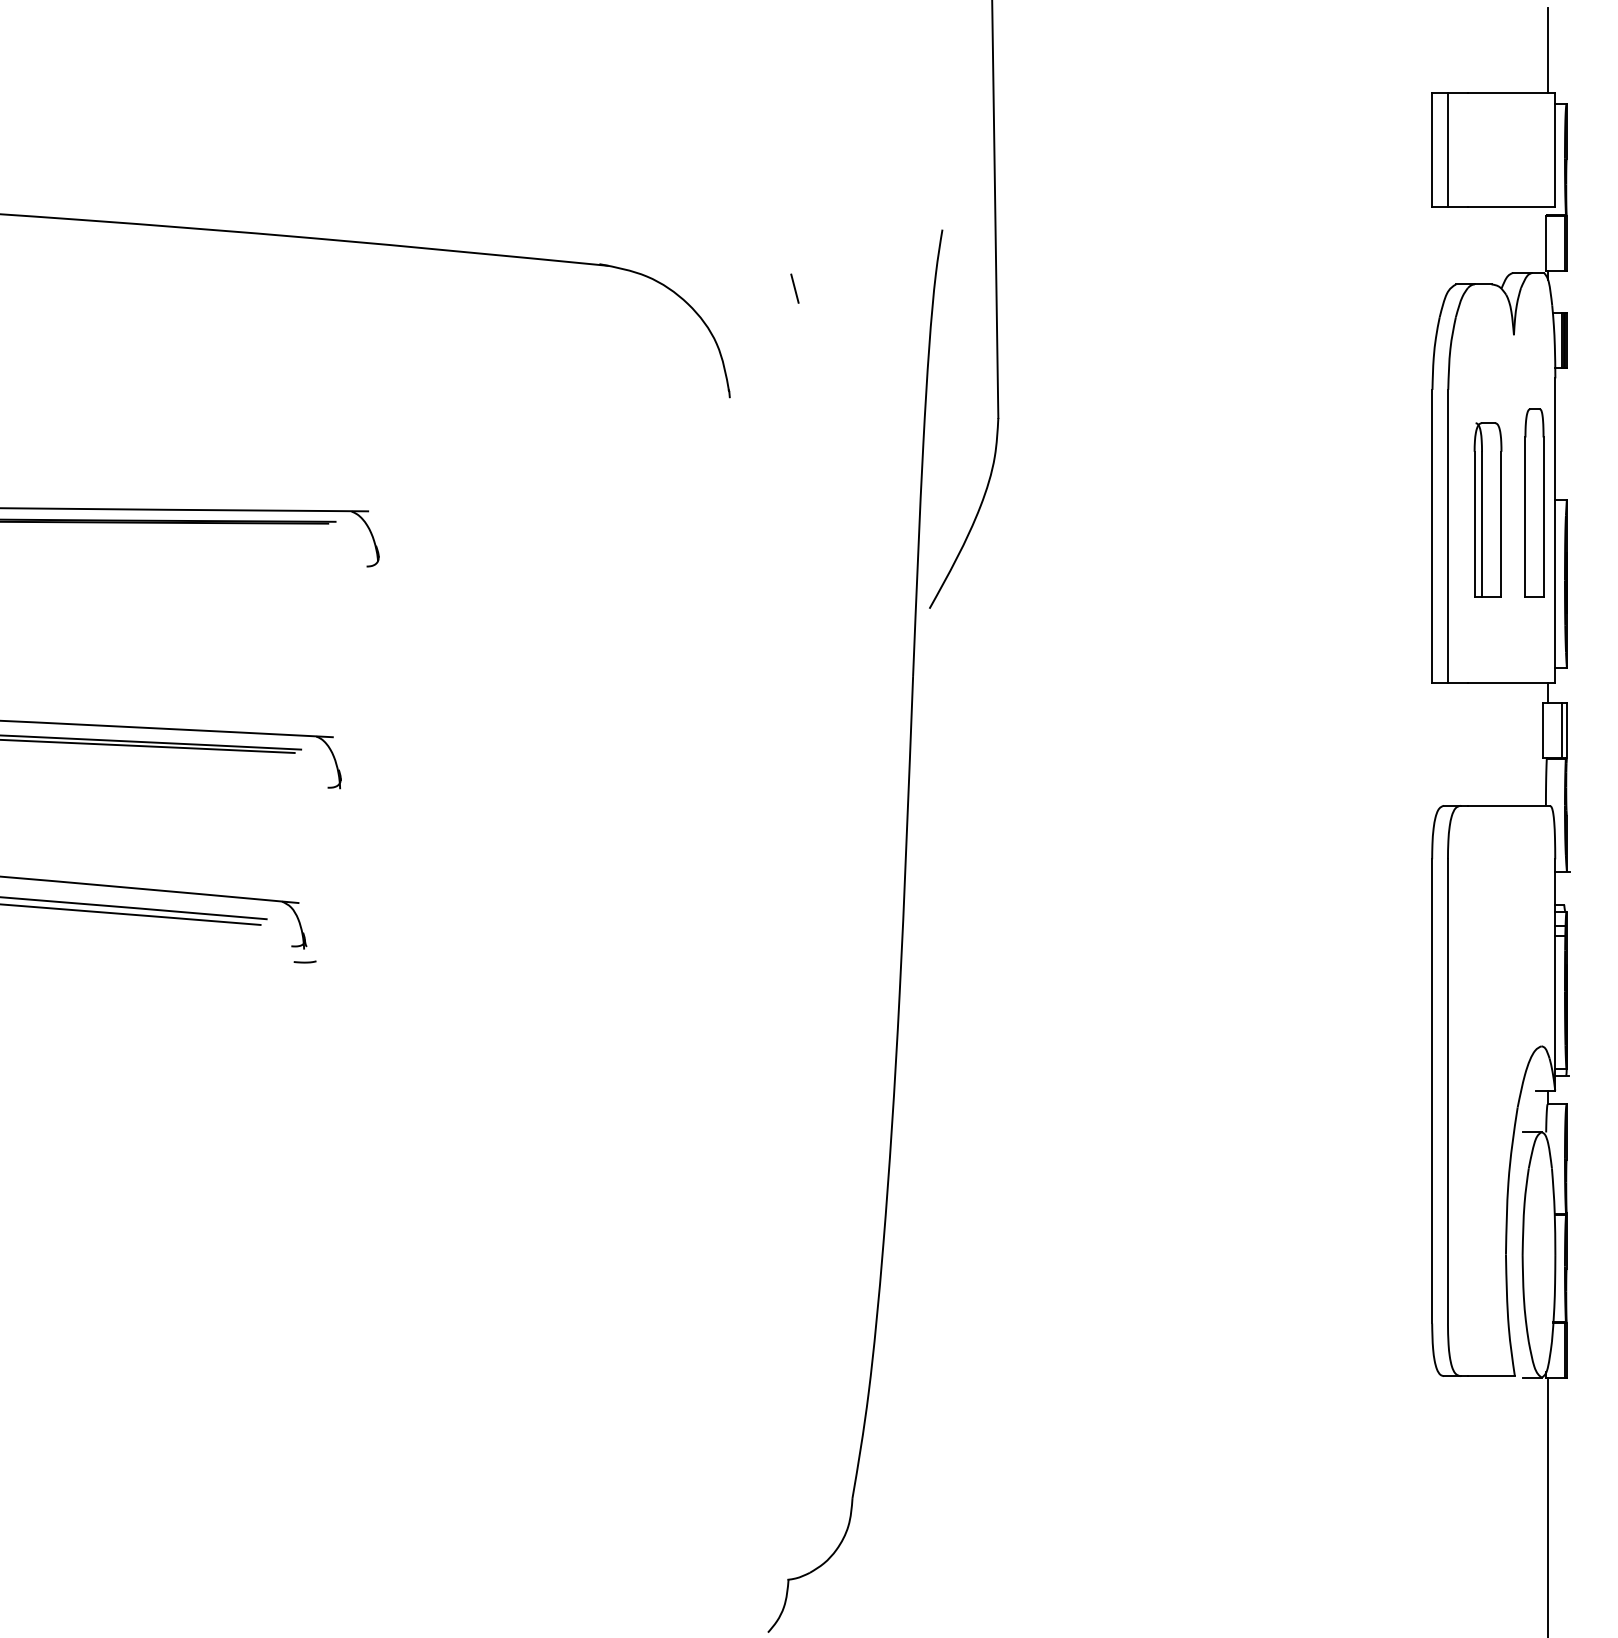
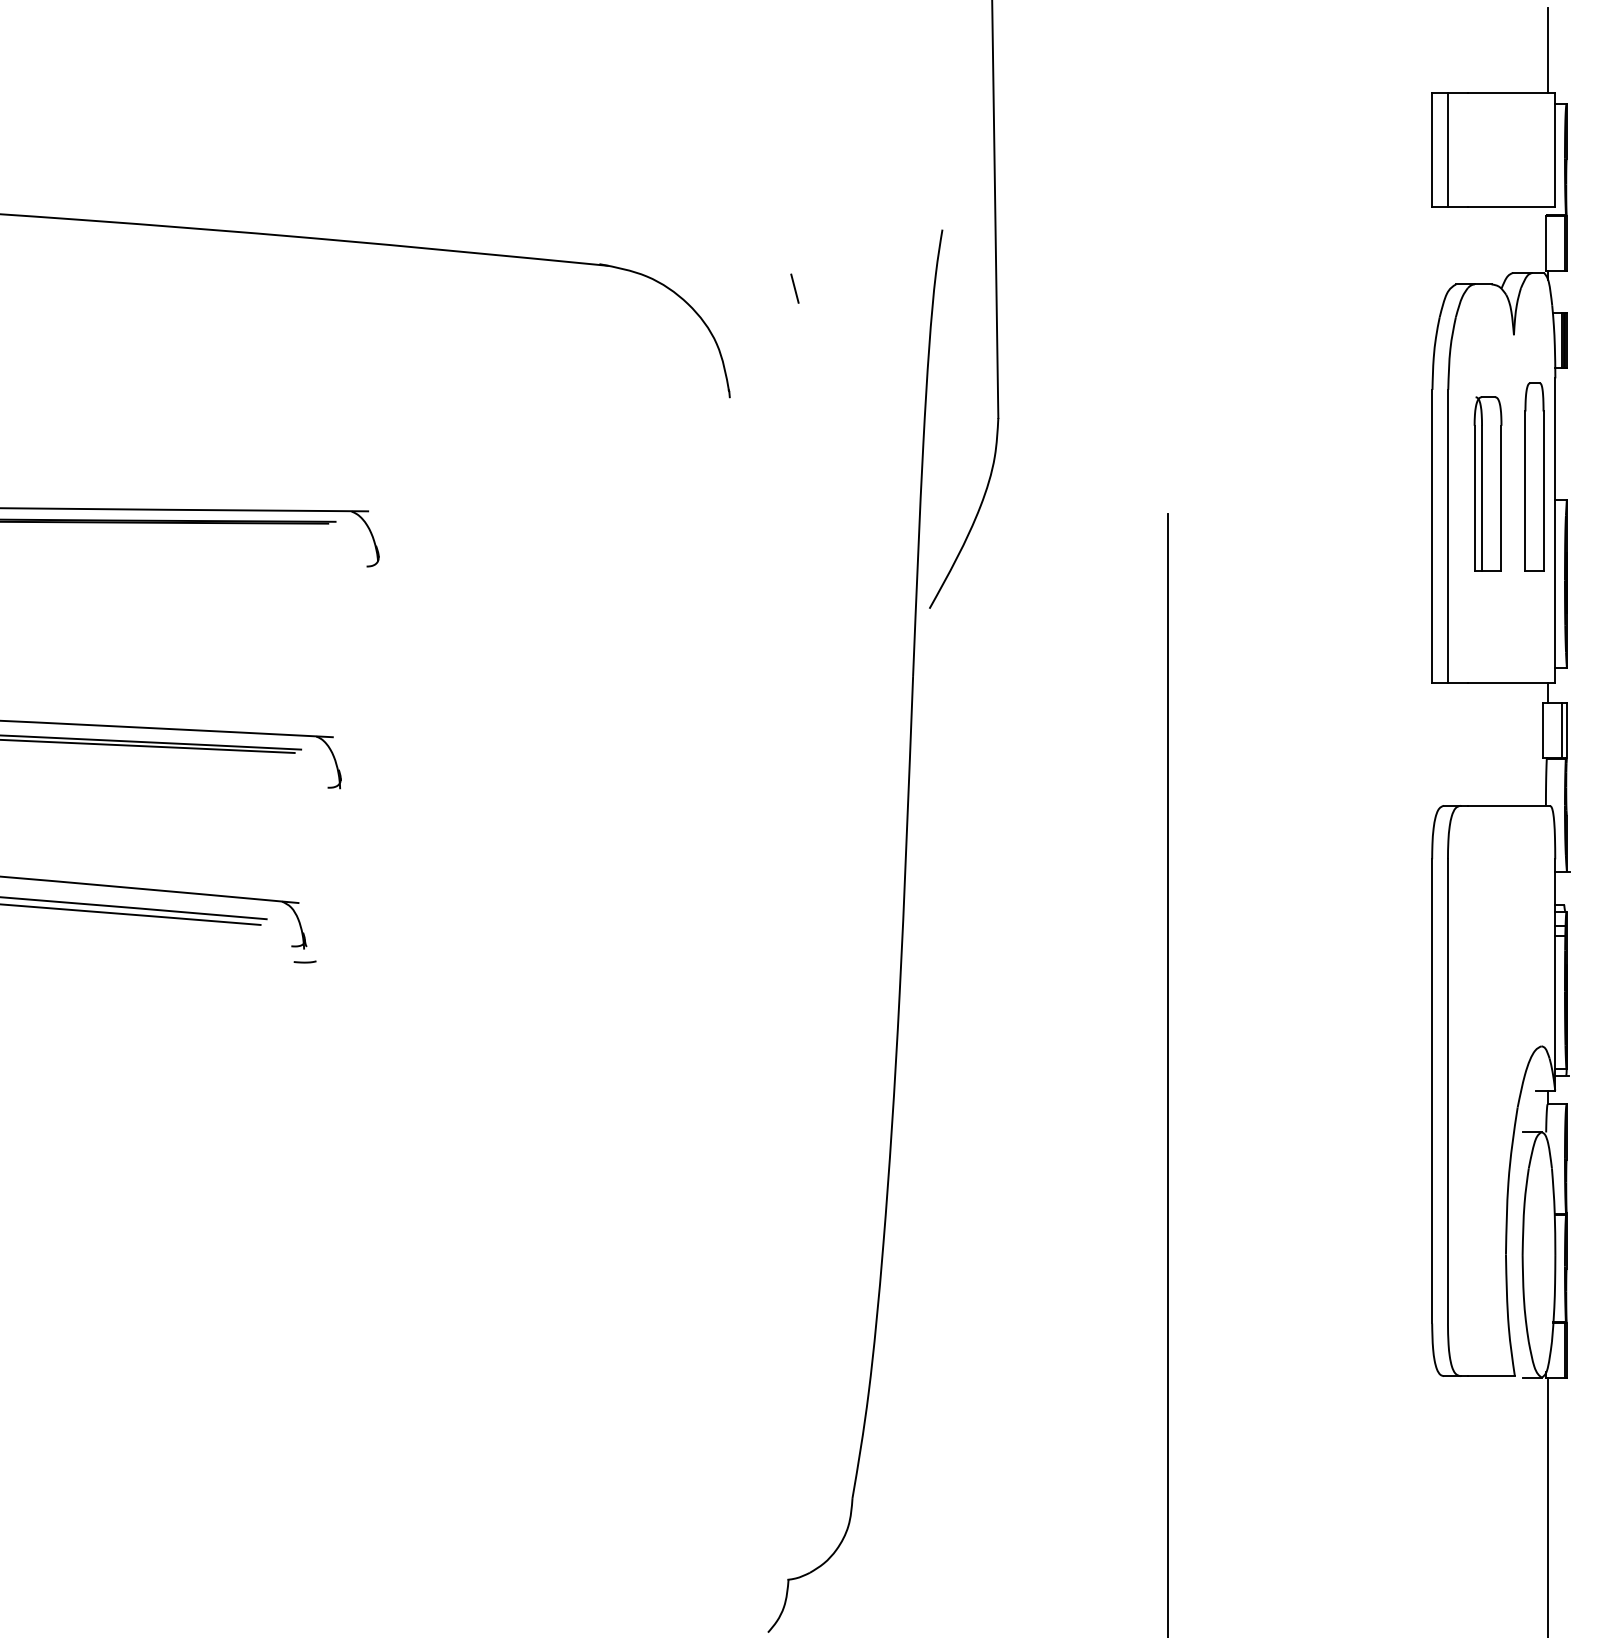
part position: (1534, 502) -> (1534, 476) (1534, 476)
part position: (1487, 509) -> (1487, 483) (1487, 483)
line: none -> present (1167, 1073)
